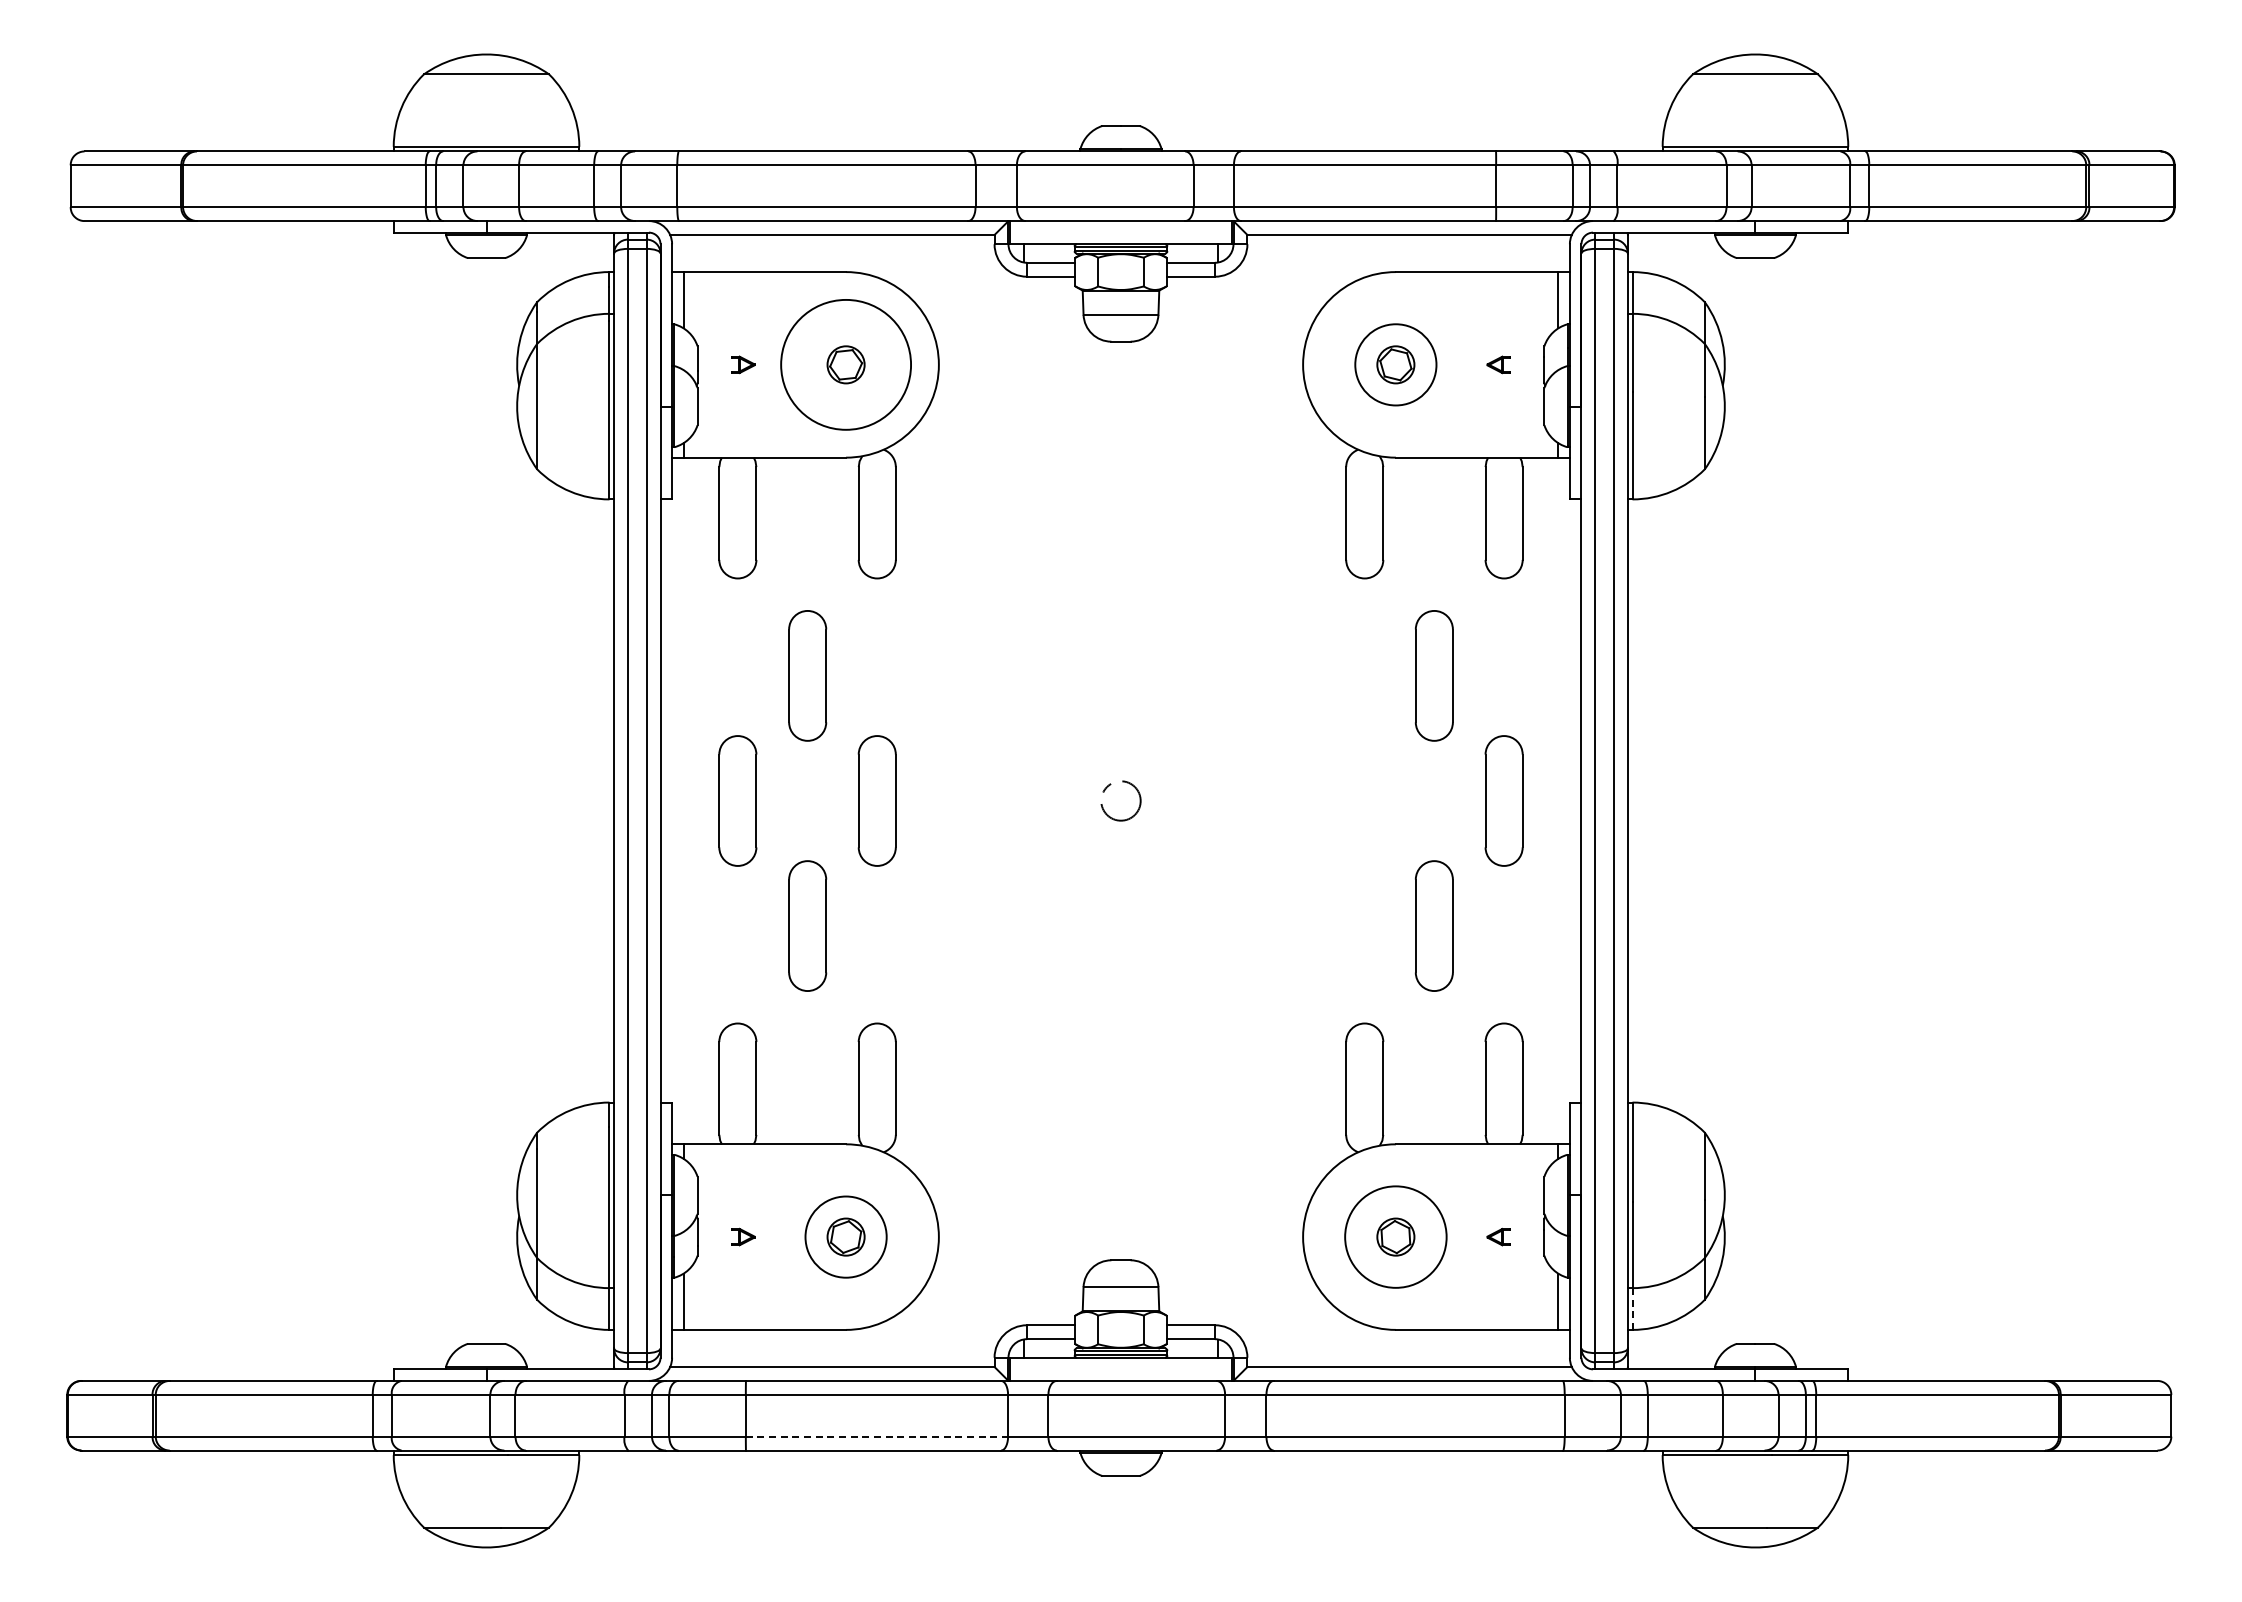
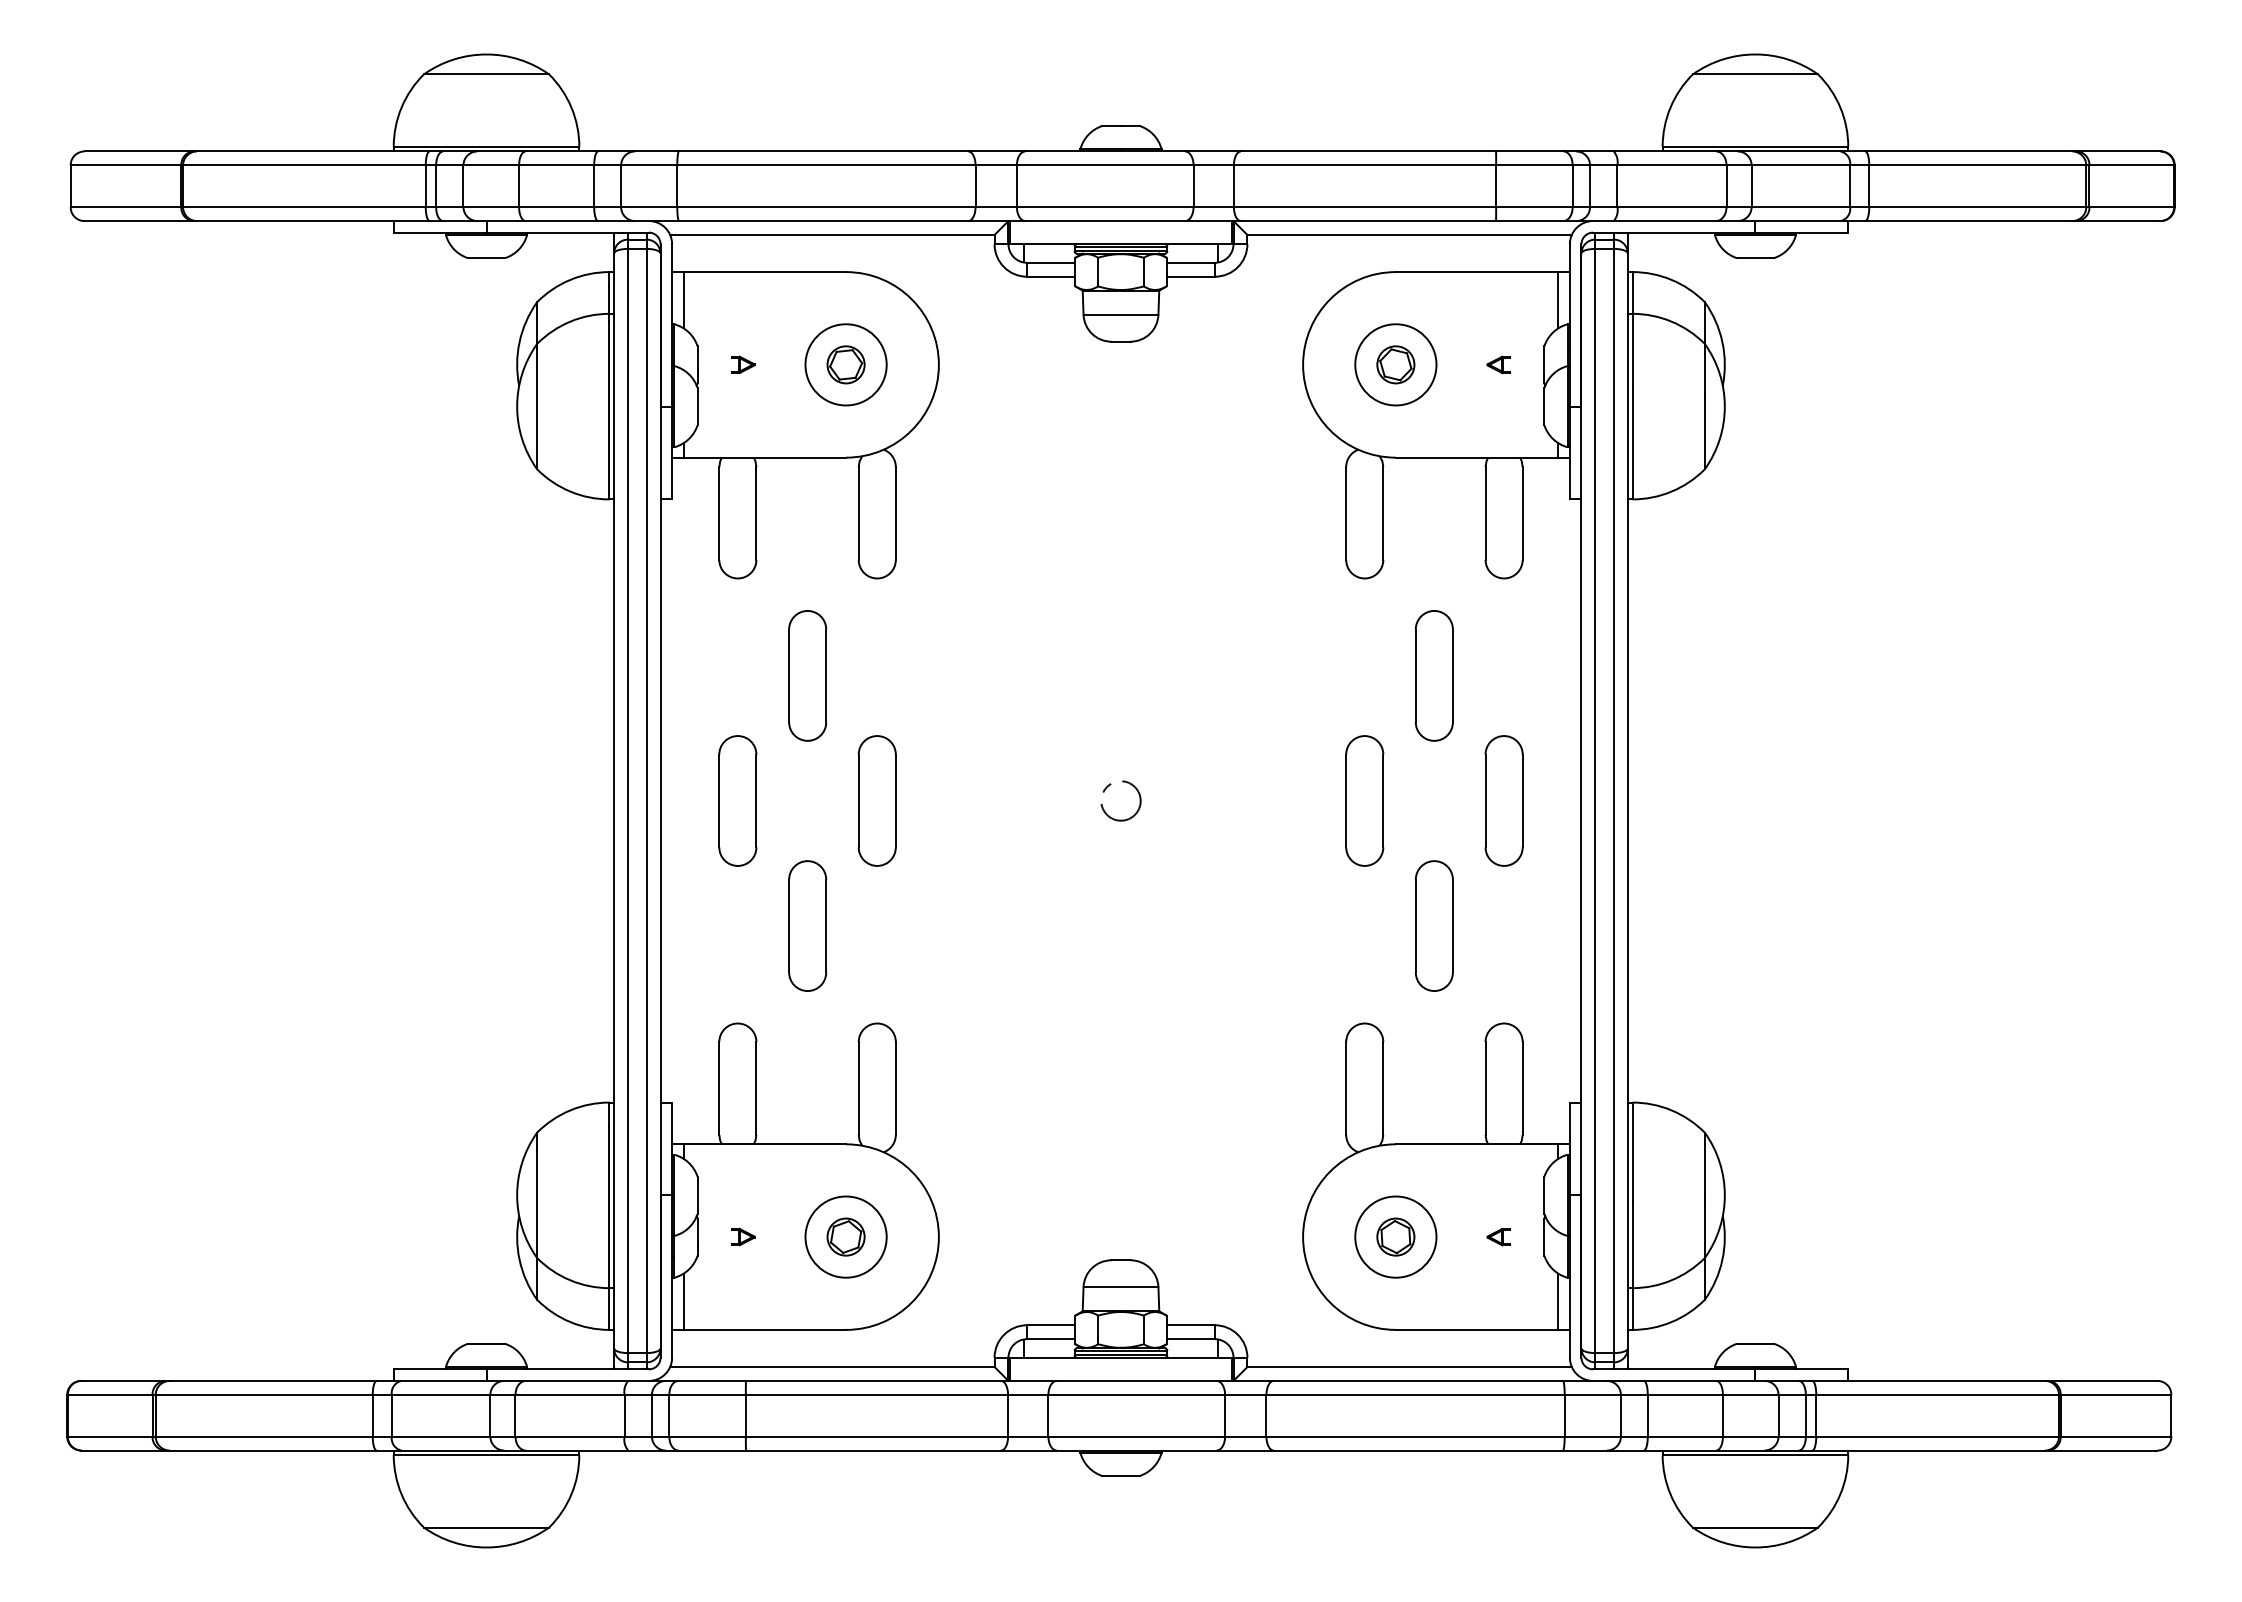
circle diameter: 130 px -> 81 px (845, 364)
part: none -> present (1364, 800)
circle diameter: 101 px -> 81 px (1395, 1236)
line: dashed -> solid (1632, 1309)
line: dashed -> solid (877, 1436)
